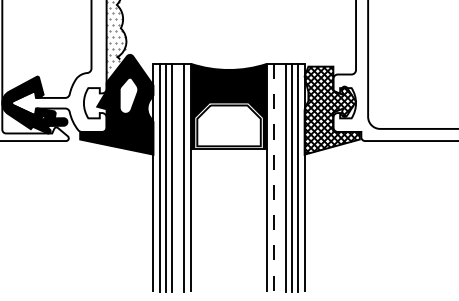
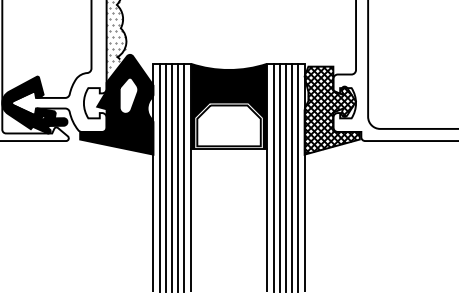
line: none -> present (178, 177)
line: none -> present (279, 177)
line: dashed -> solid (273, 178)
